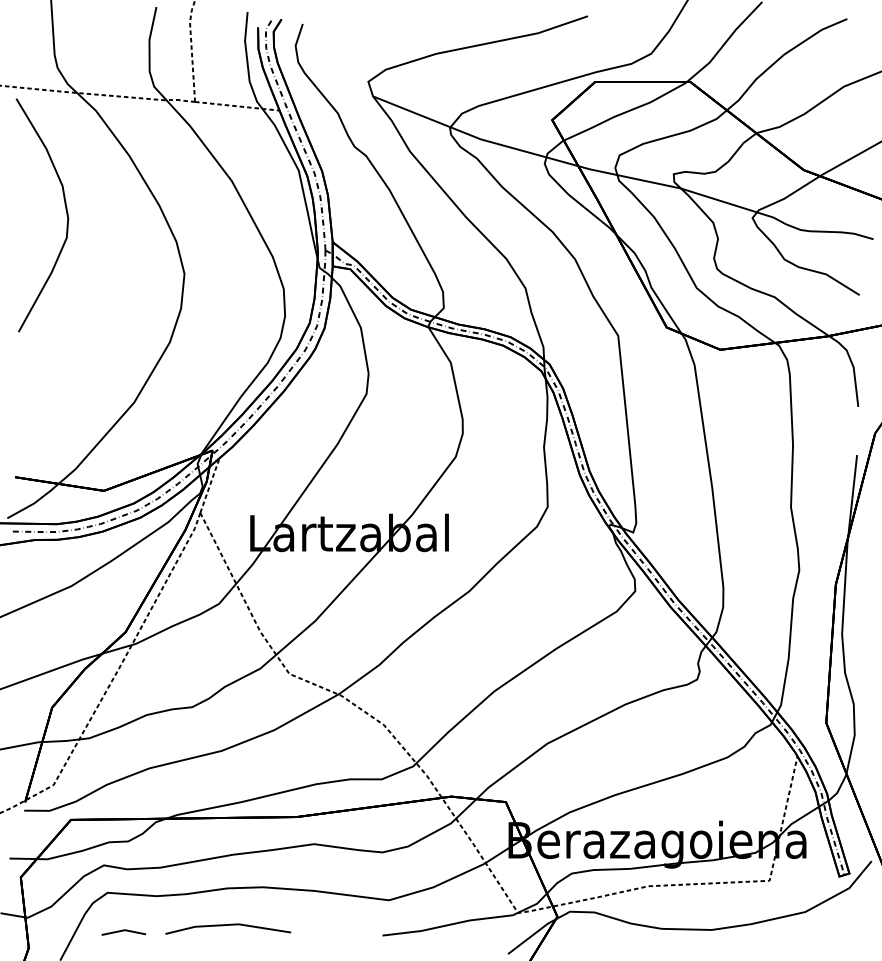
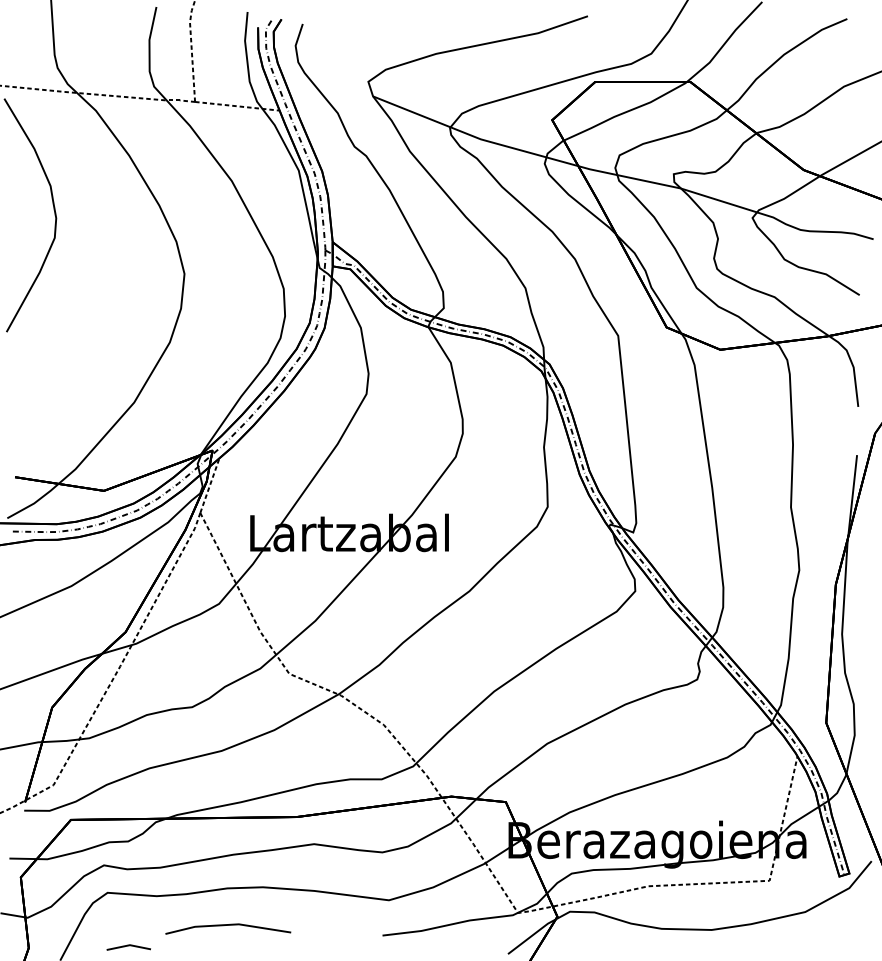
curve position: (65, 210) -> (53, 210) (53, 210)
line position: (123, 931) -> (128, 946) (128, 946)
